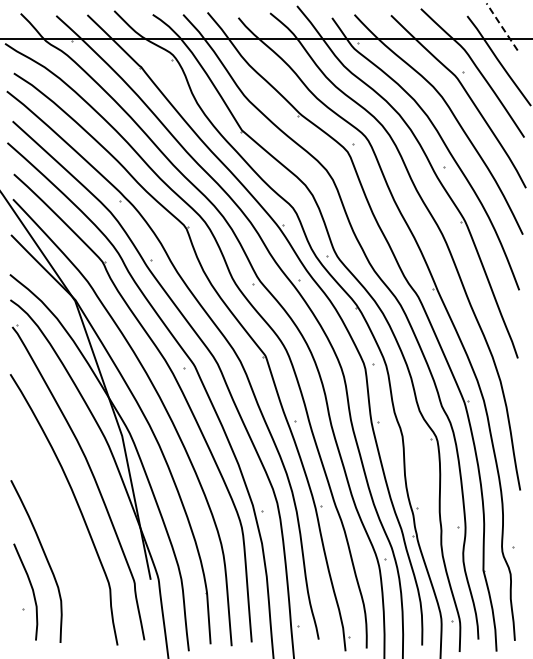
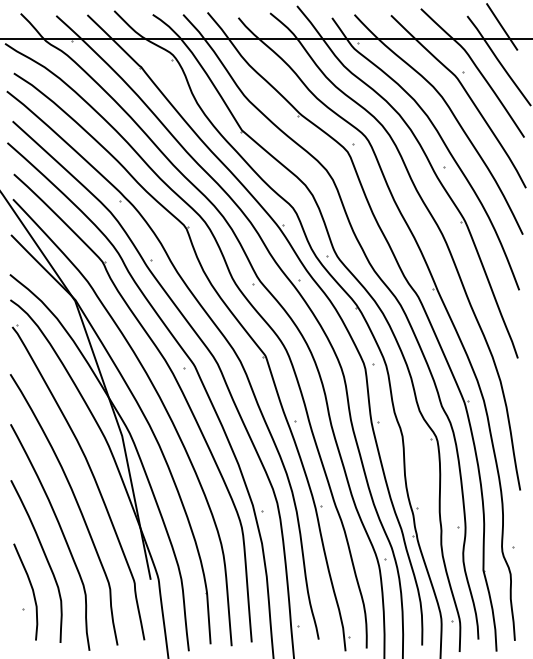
line: dashed -> solid (501, 26)
curve: none -> present (61, 532)
